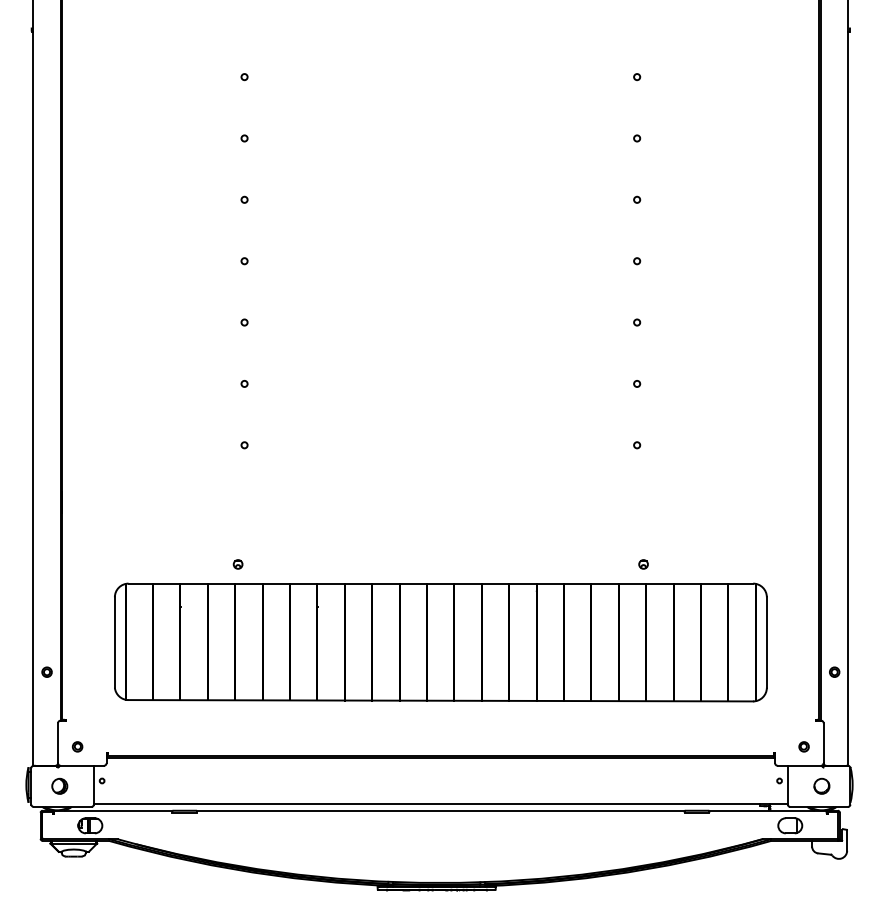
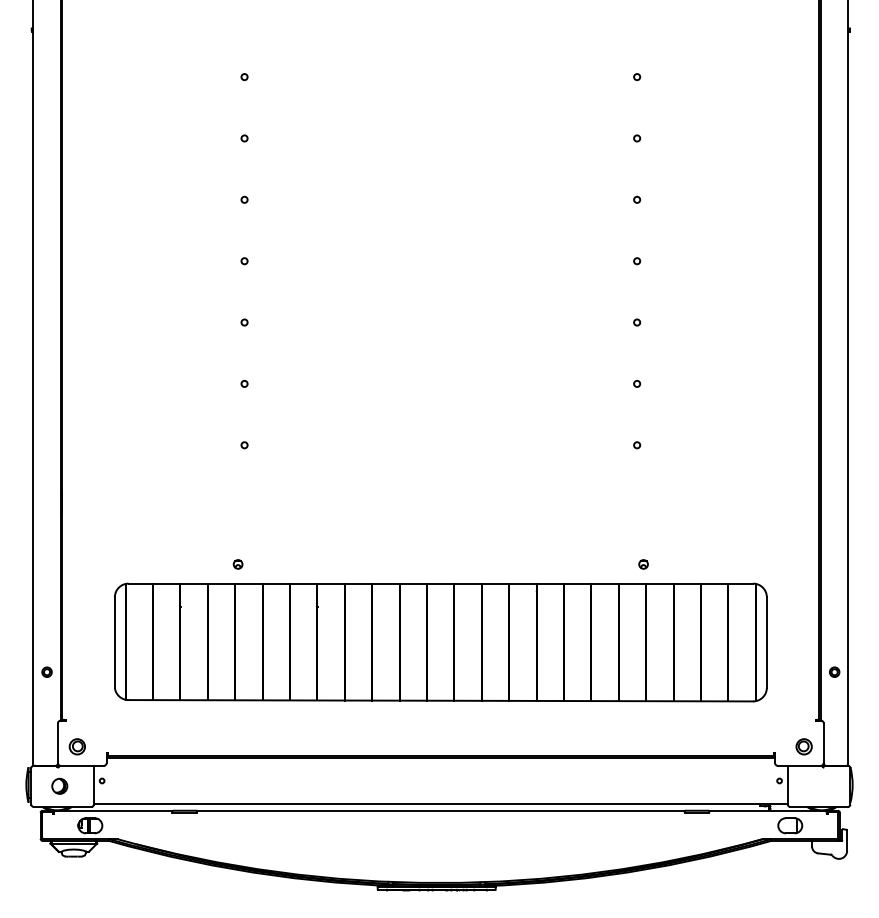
part size: 12x12 px -> 18x18 px (76, 746)
part size: 12x12 px -> 18x18 px (803, 746)
circle: present -> none (821, 785)
